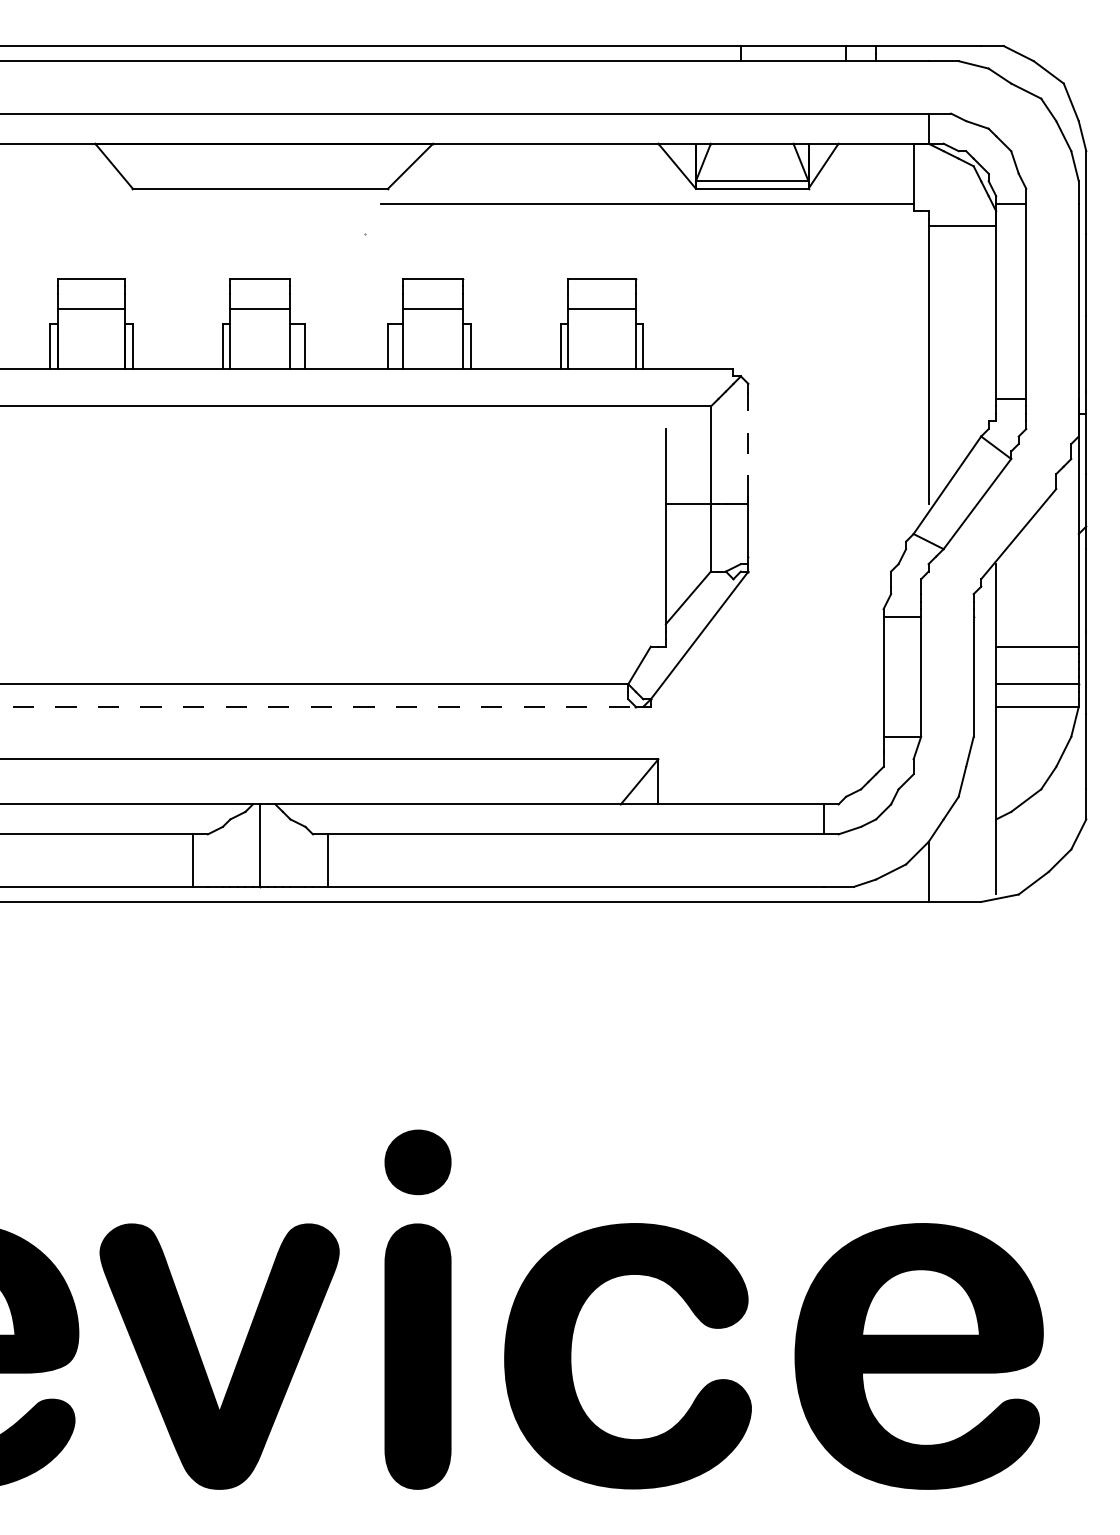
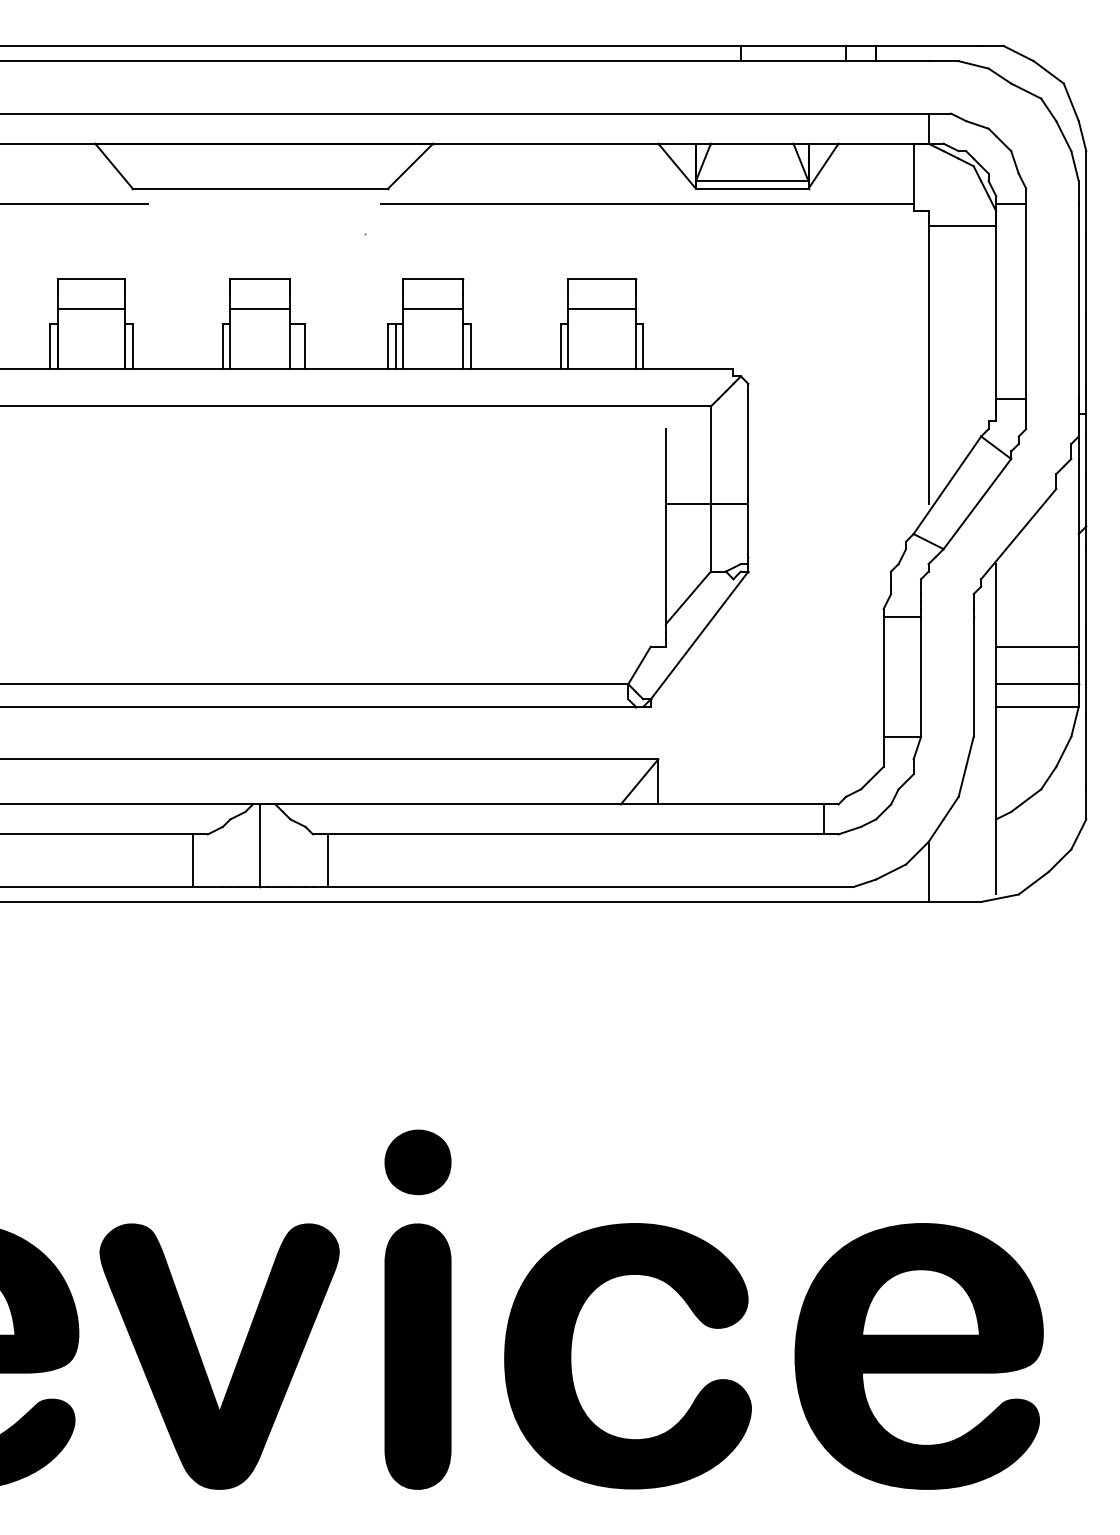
line: none -> present (74, 203)
line: none -> present (395, 345)
line: dashed -> solid (748, 444)
line: dashed -> solid (317, 706)
